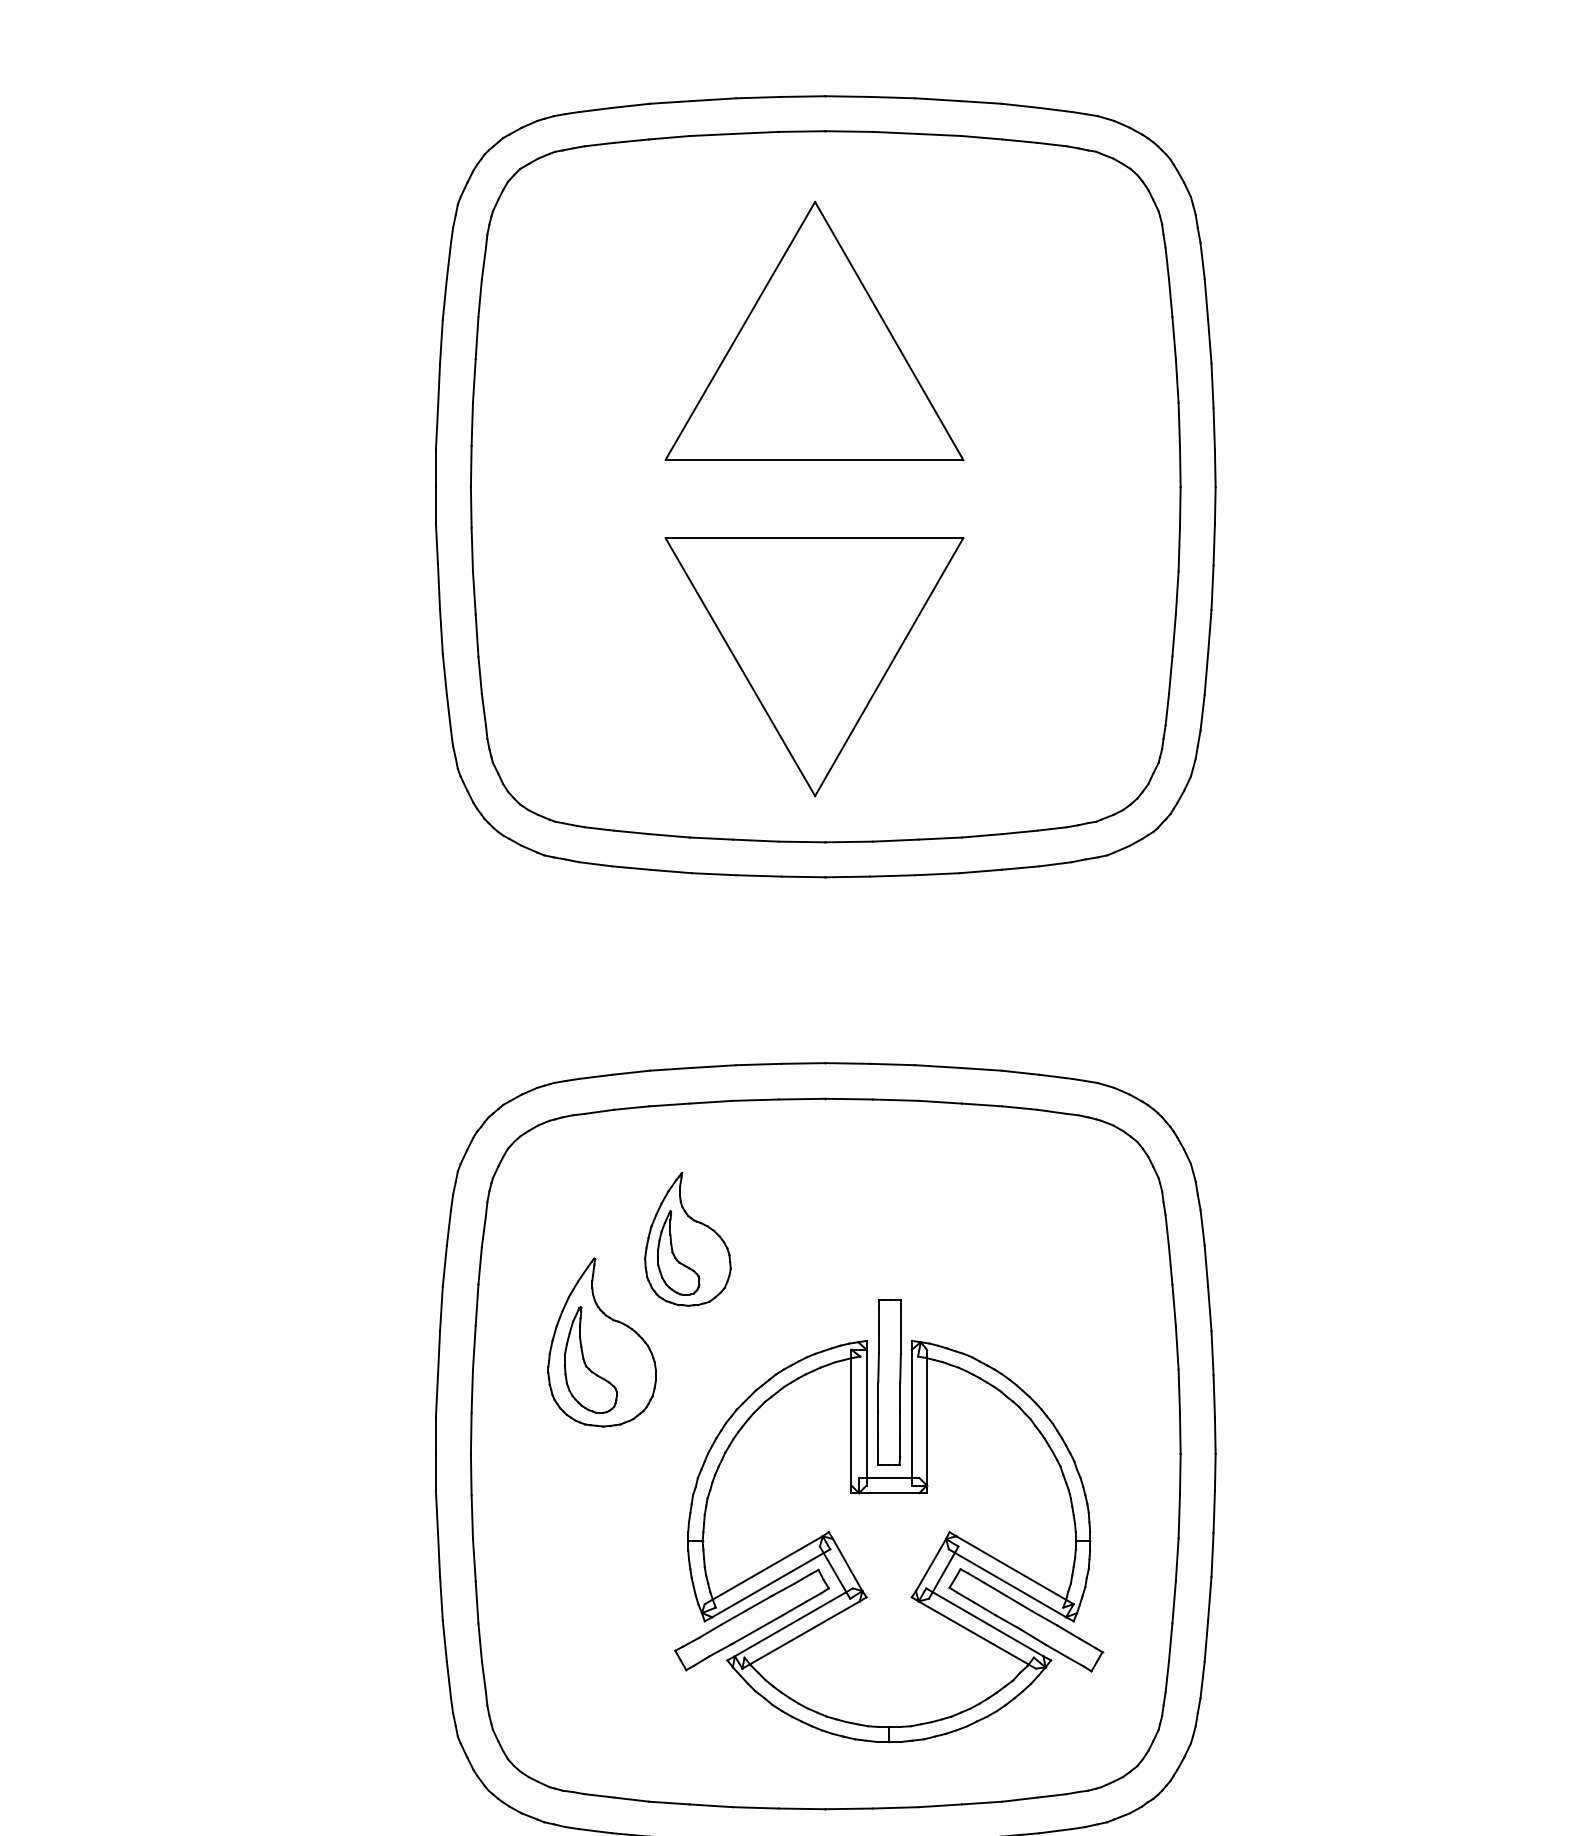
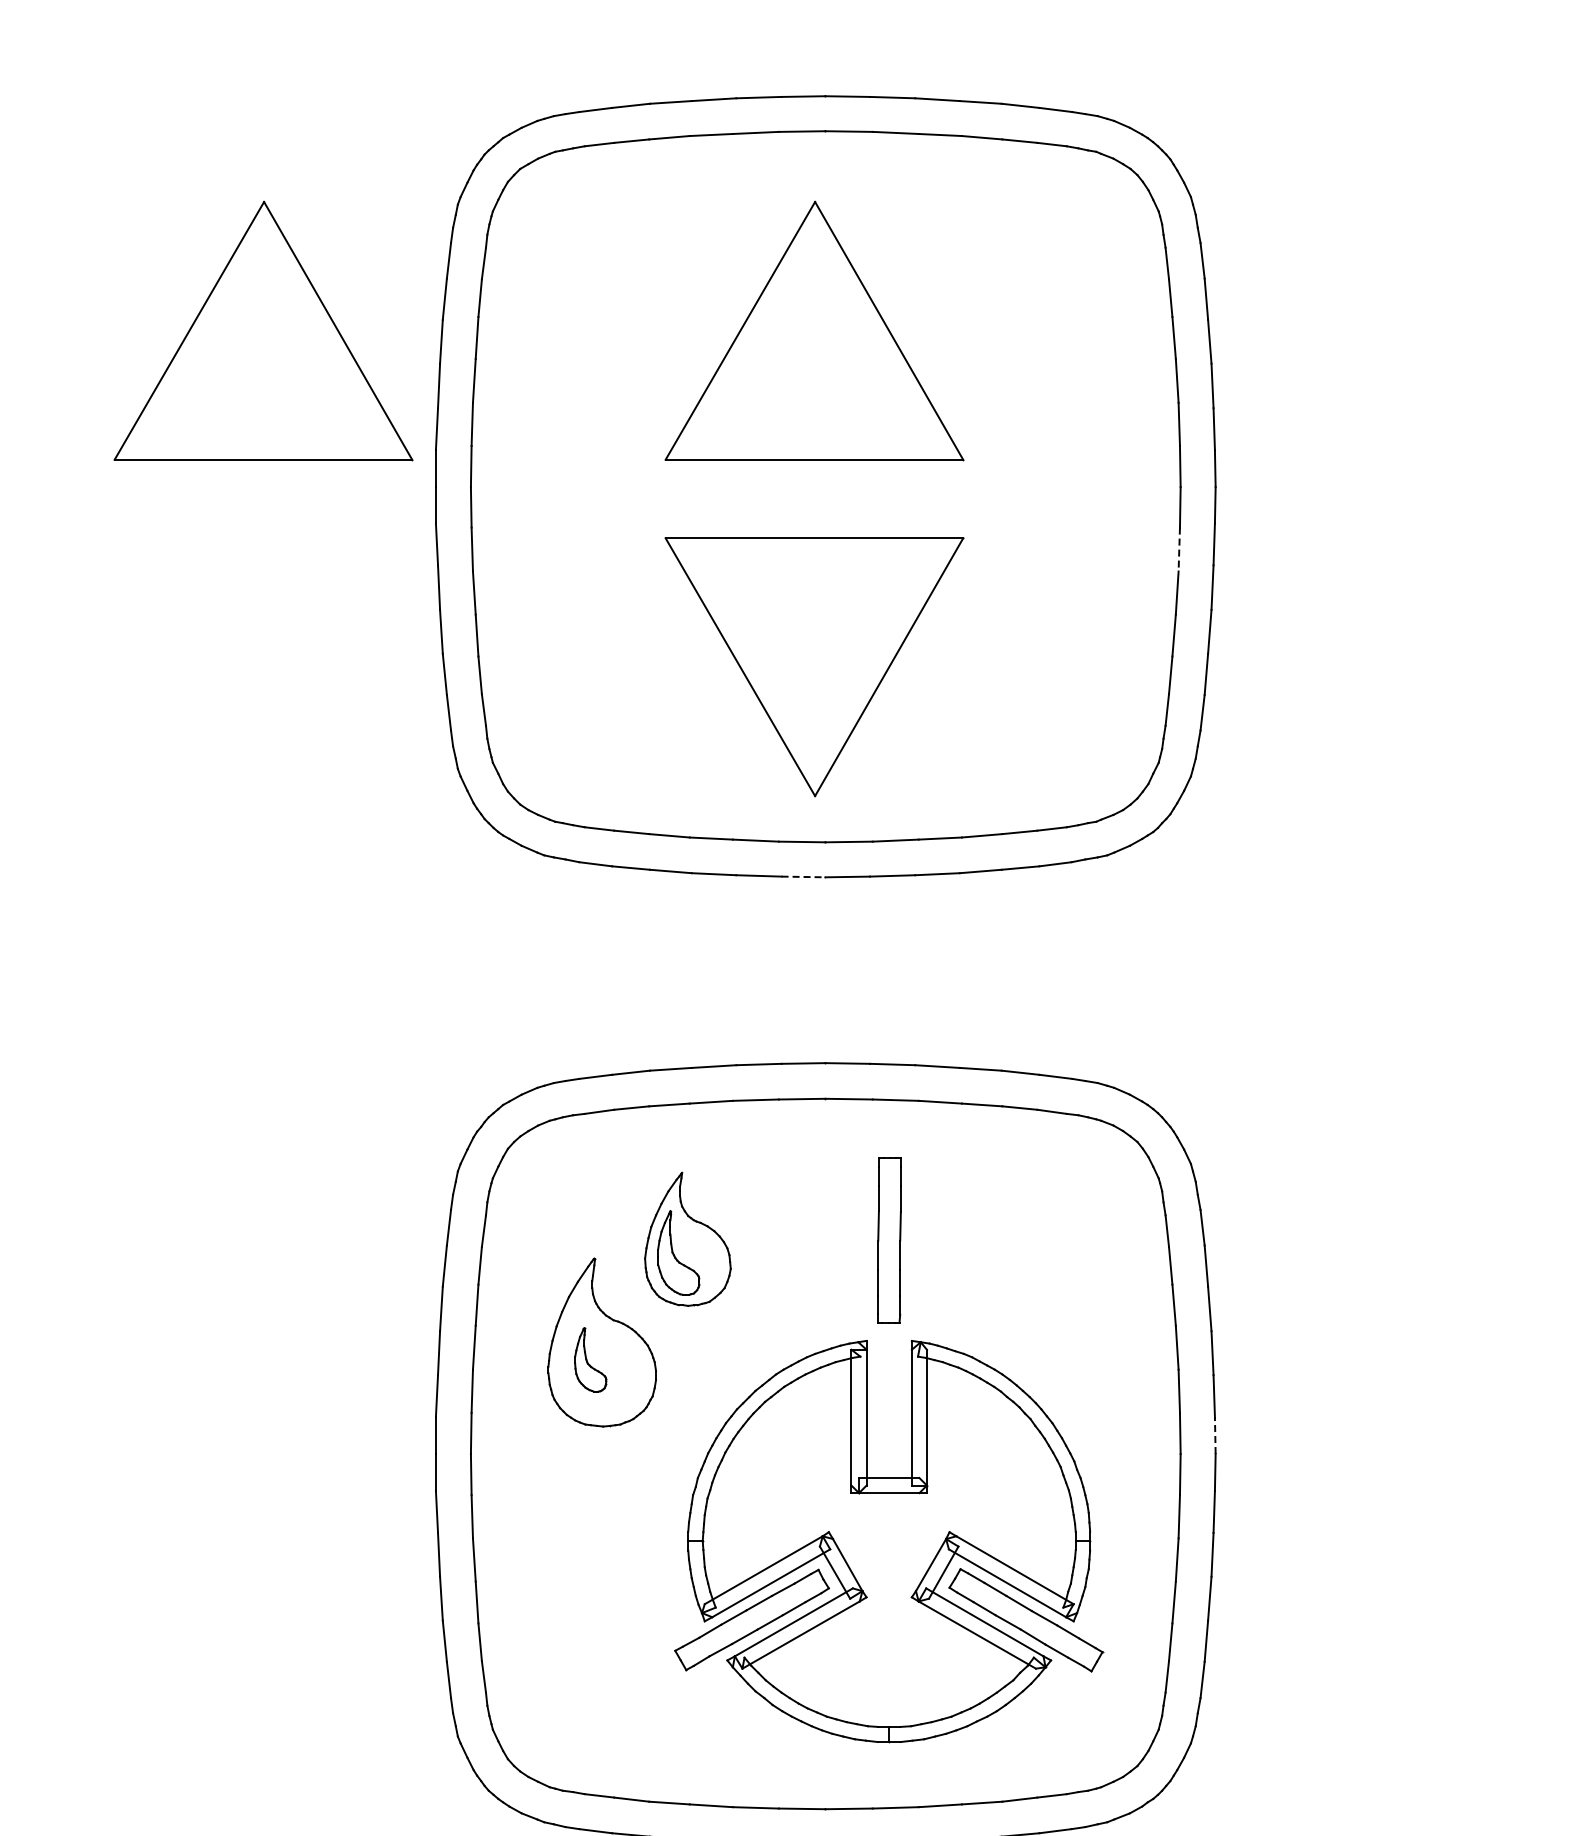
part: none -> present (263, 330)
line: solid -> dashed (1179, 549)
line: solid -> dashed (803, 876)
part size: 55x108 px -> 34x66 px (590, 1359)
part position: (889, 1382) -> (889, 1240) (889, 1240)
line: solid -> dashed (1215, 1435)
